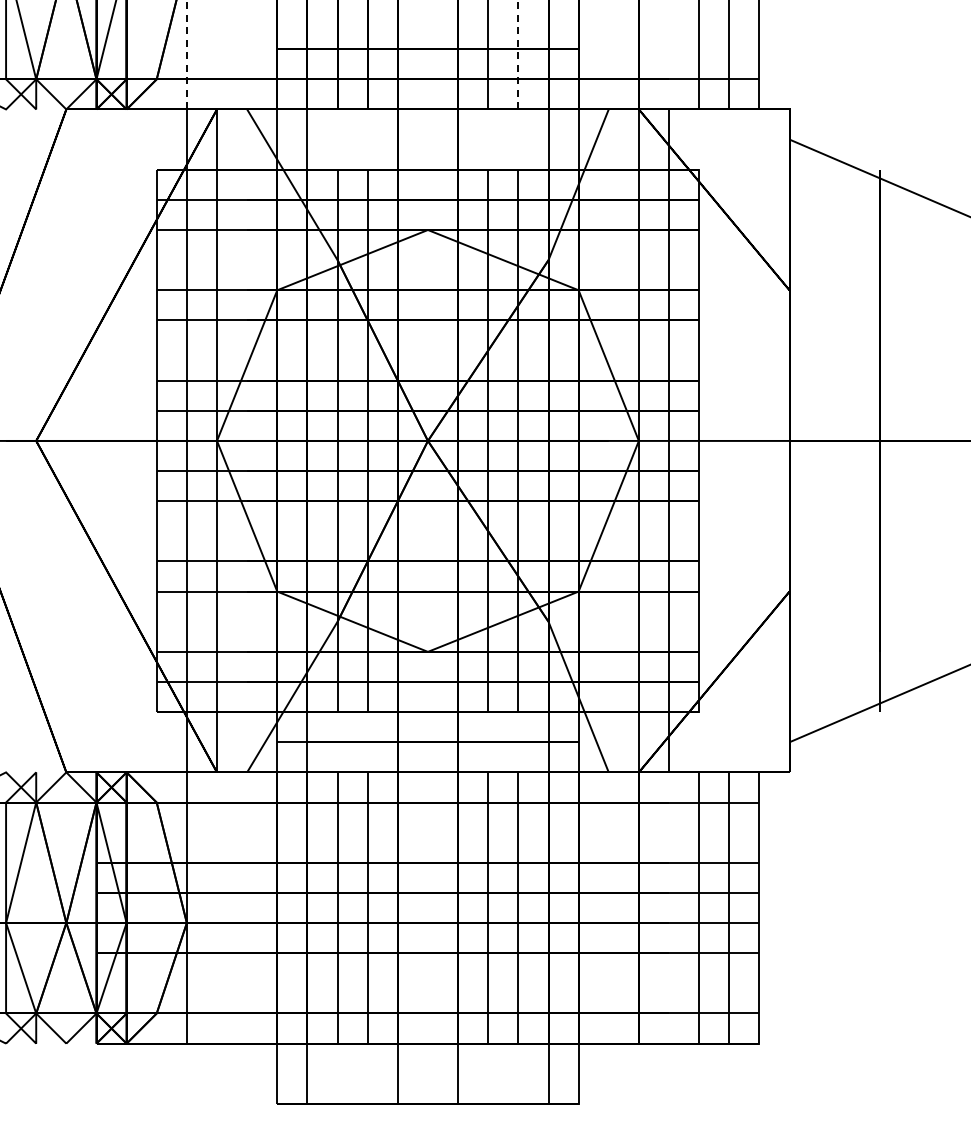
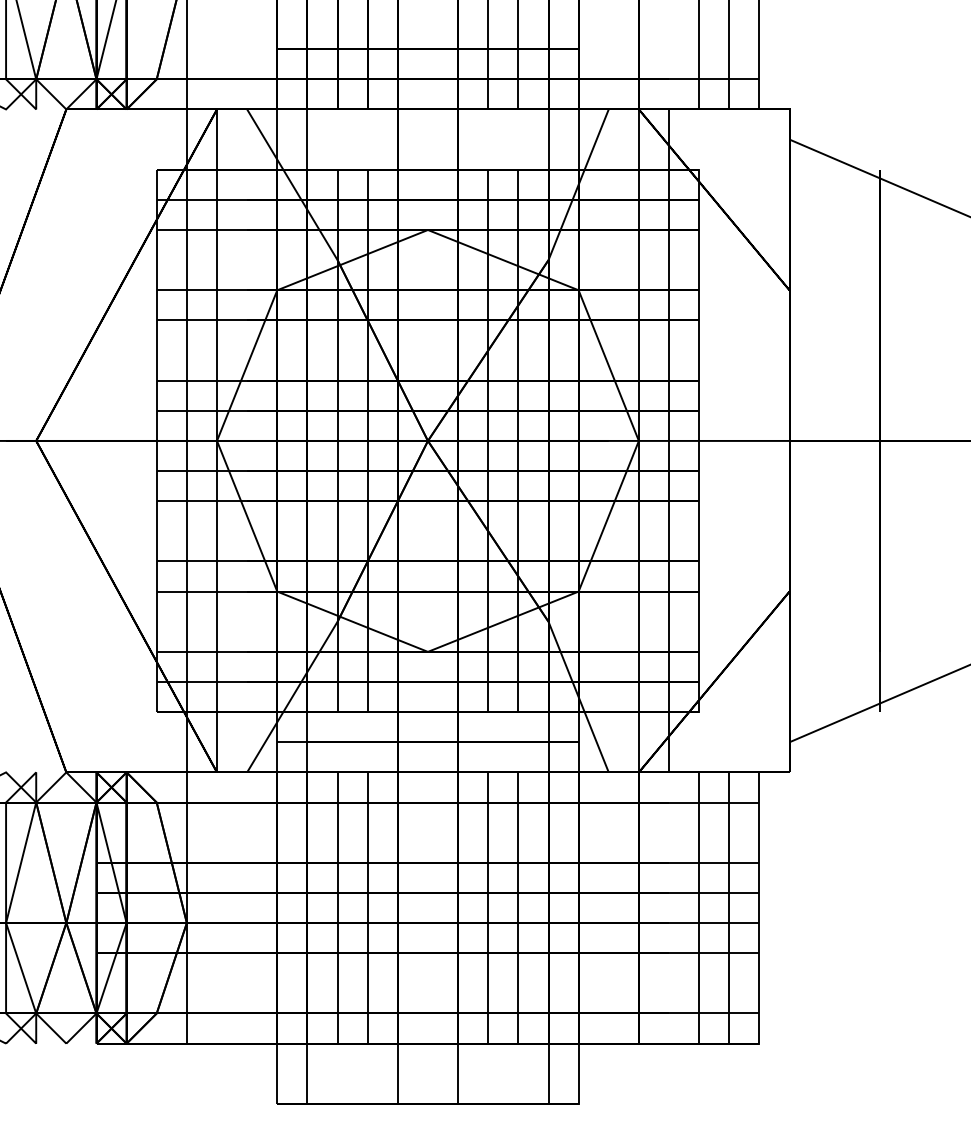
line: dashed -> solid (186, 54)
line: dashed -> solid (518, 54)
